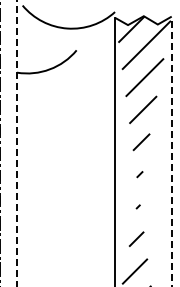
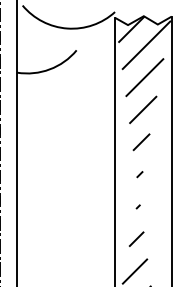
line: dashed -> solid (17, 143)
line: dashed -> solid (171, 151)
